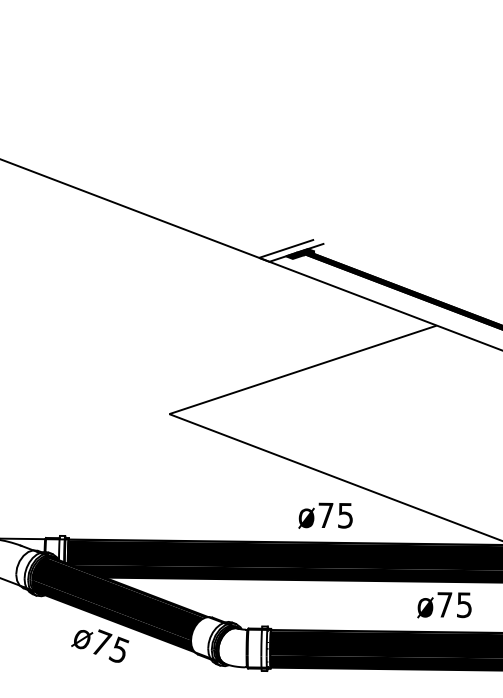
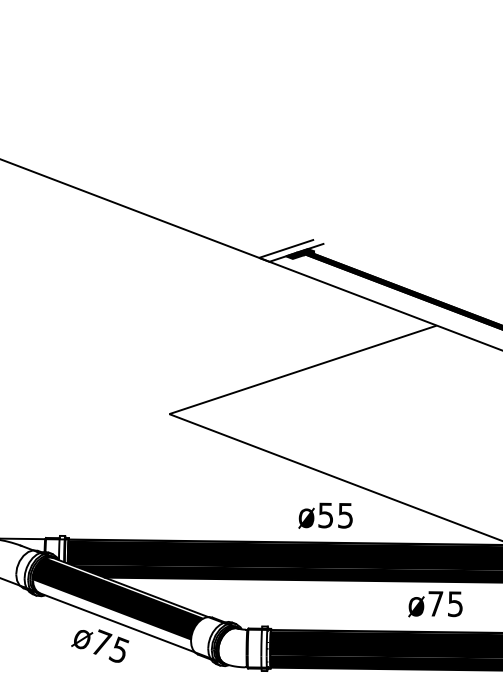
text: ø75 -> ø55 (325, 515)
fill: present -> none (127, 587)
text position: (444, 605) -> (435, 604) (435, 604)
fill: present -> none (113, 616)
